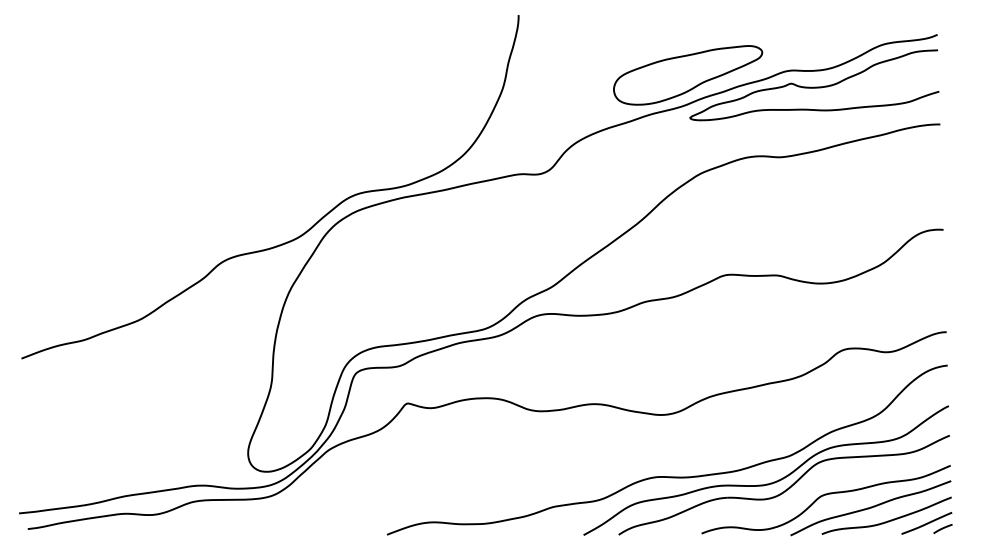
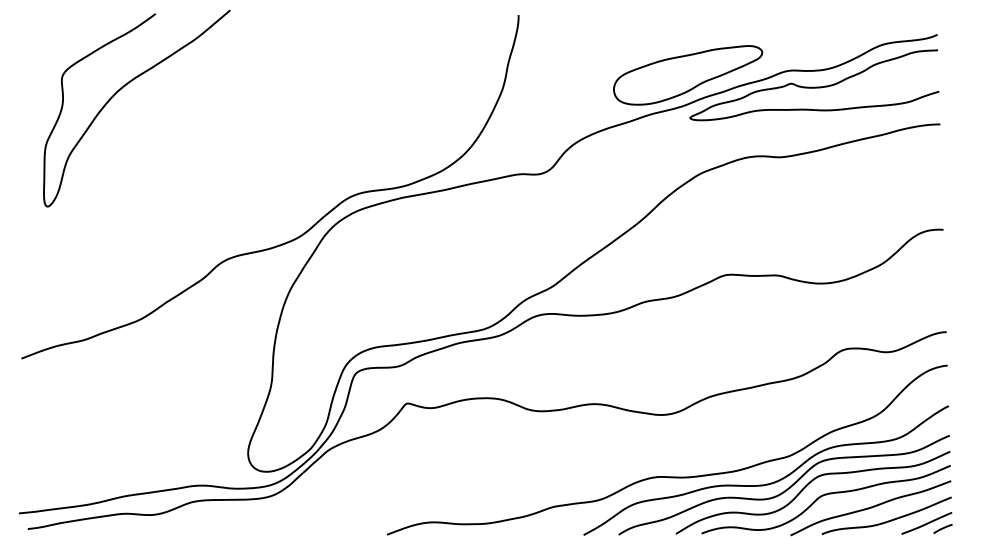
curve: none -> present (119, 91)
curve: none -> present (807, 486)
